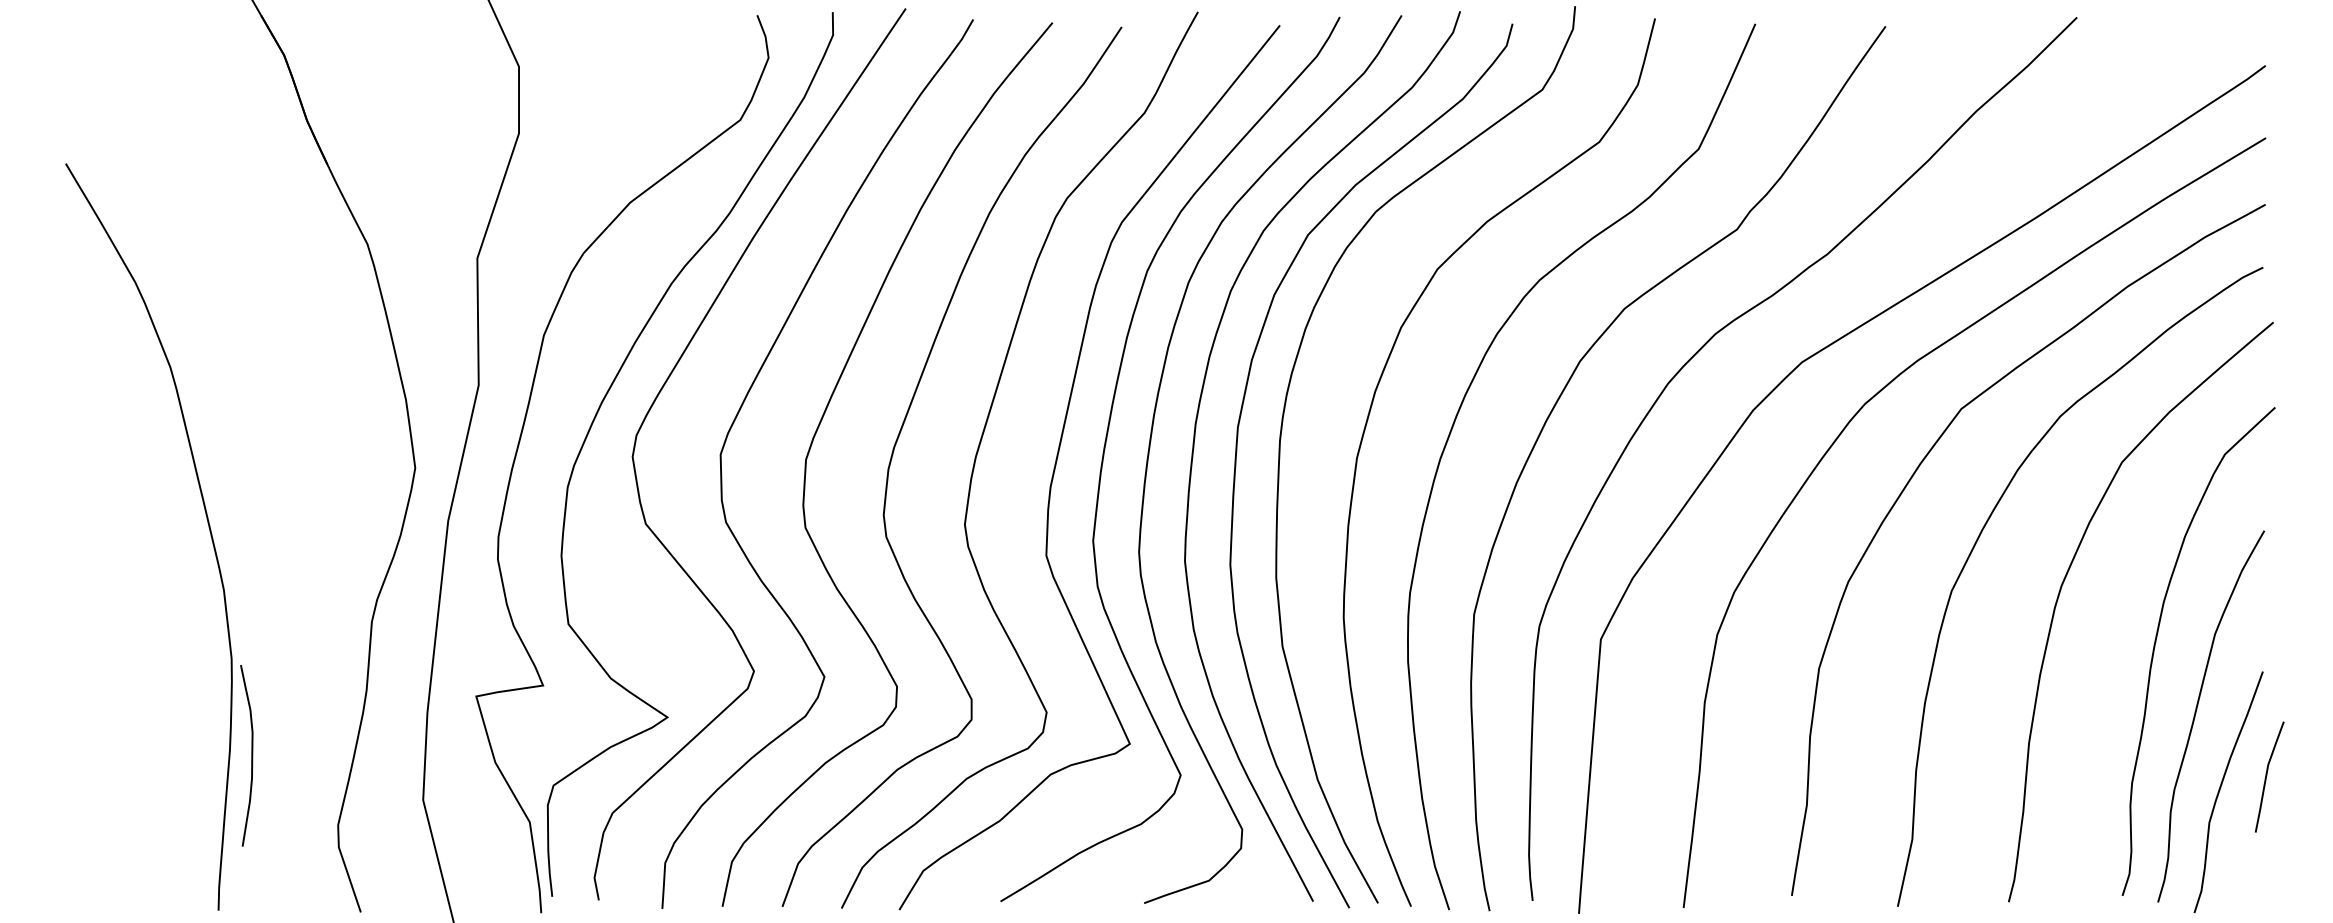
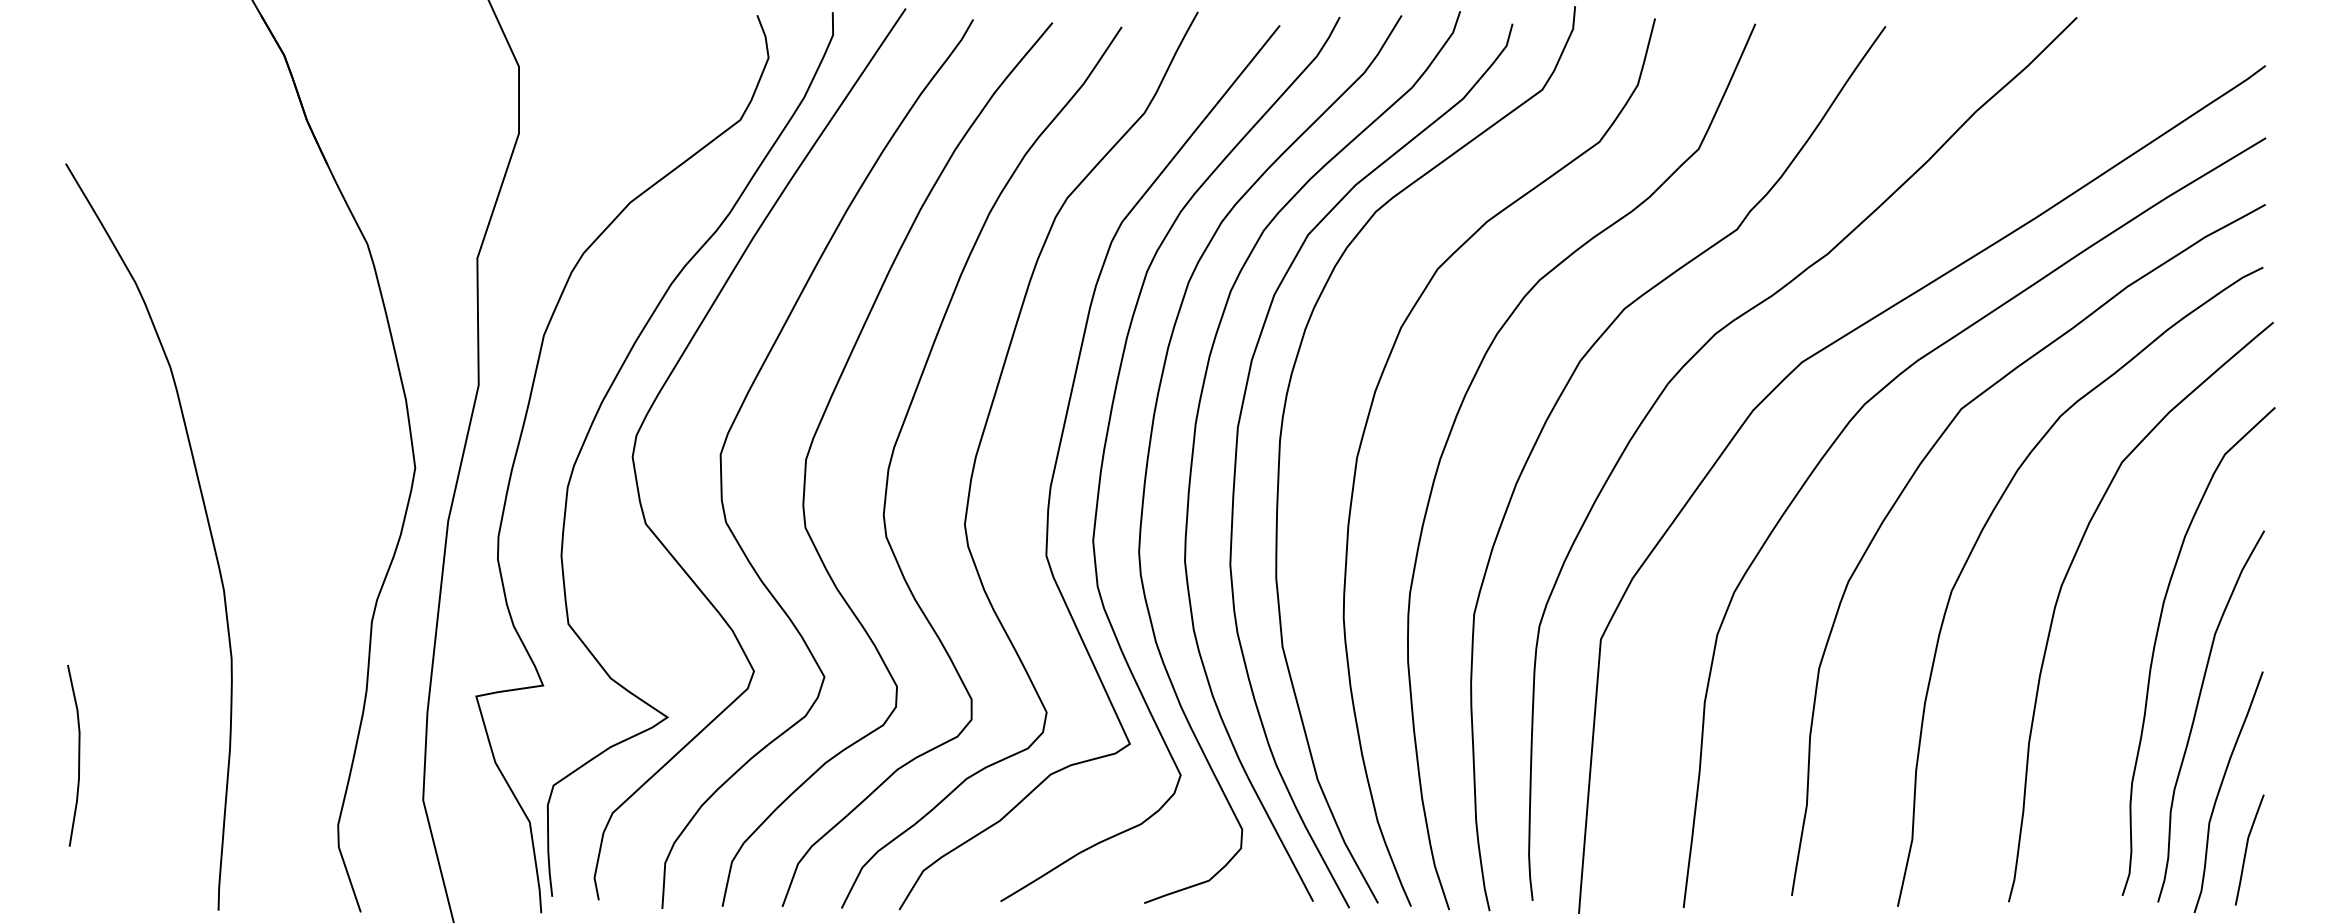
curve position: (251, 755) -> (78, 755) (78, 755)
curve position: (2267, 776) -> (2247, 849) (2247, 849)
